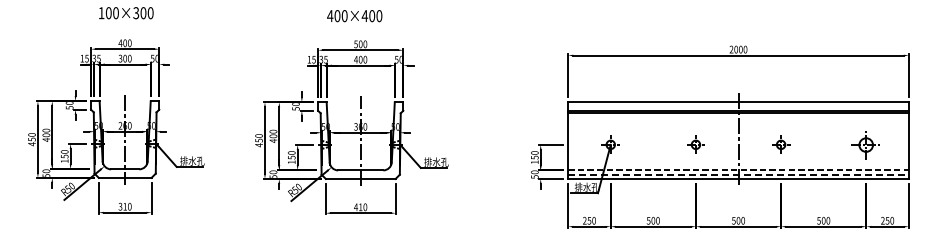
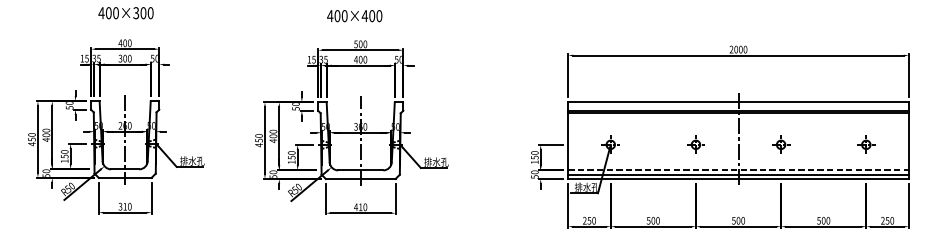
text: 100×300 -> 400×300 (101, 13)
part size: 29x29 px -> 19x19 px (866, 144)
line: dashed -> solid (739, 174)
